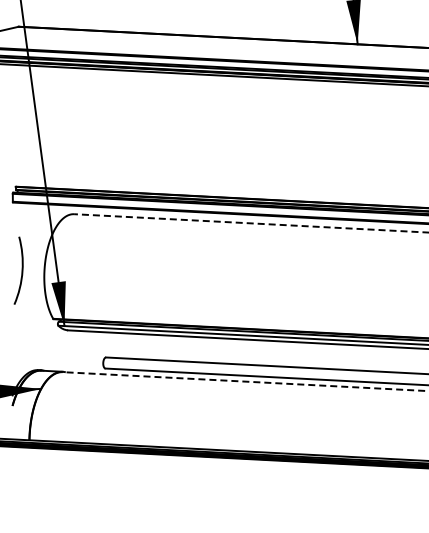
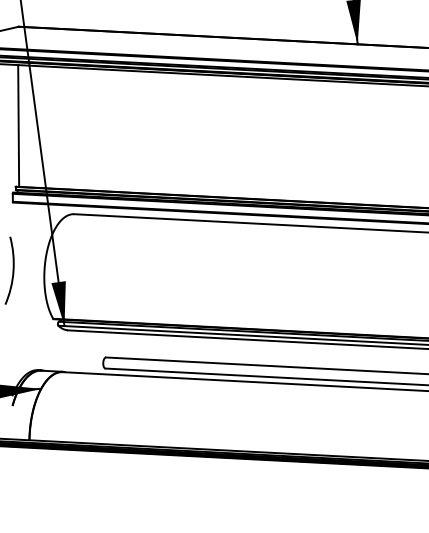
line: none -> present (18, 125)
line: dashed -> solid (250, 223)
arc position: (21, 270) -> (12, 270) (12, 270)
line: dashed -> solid (245, 381)
